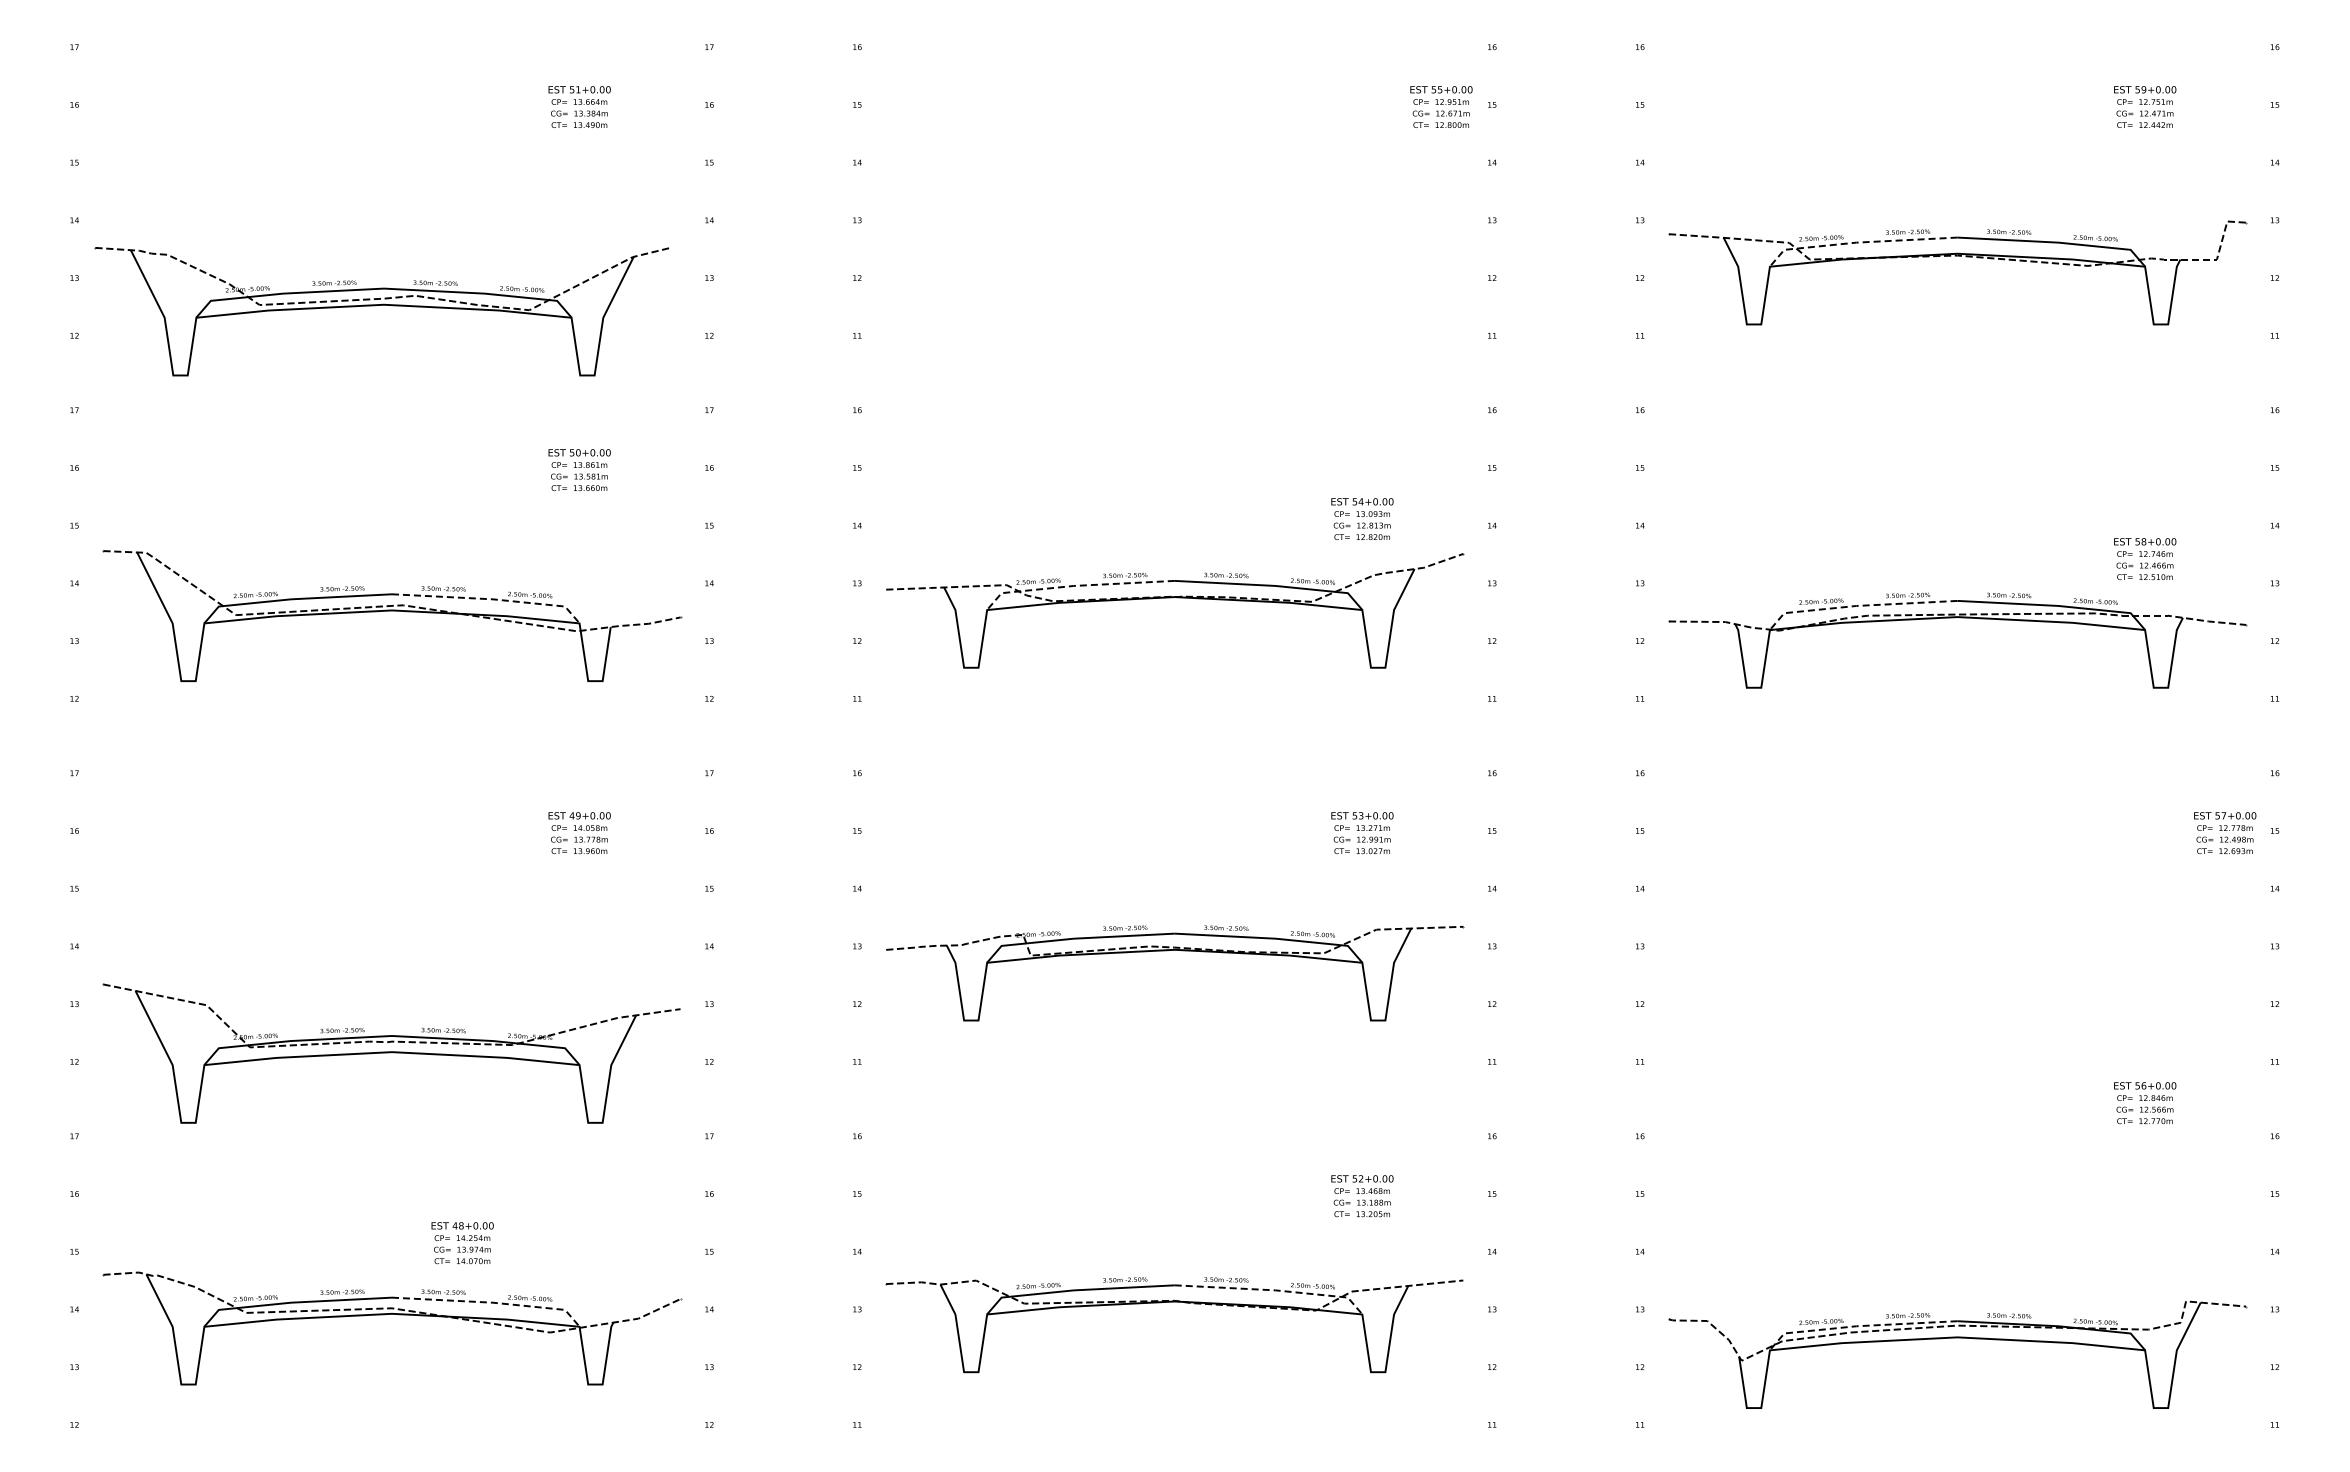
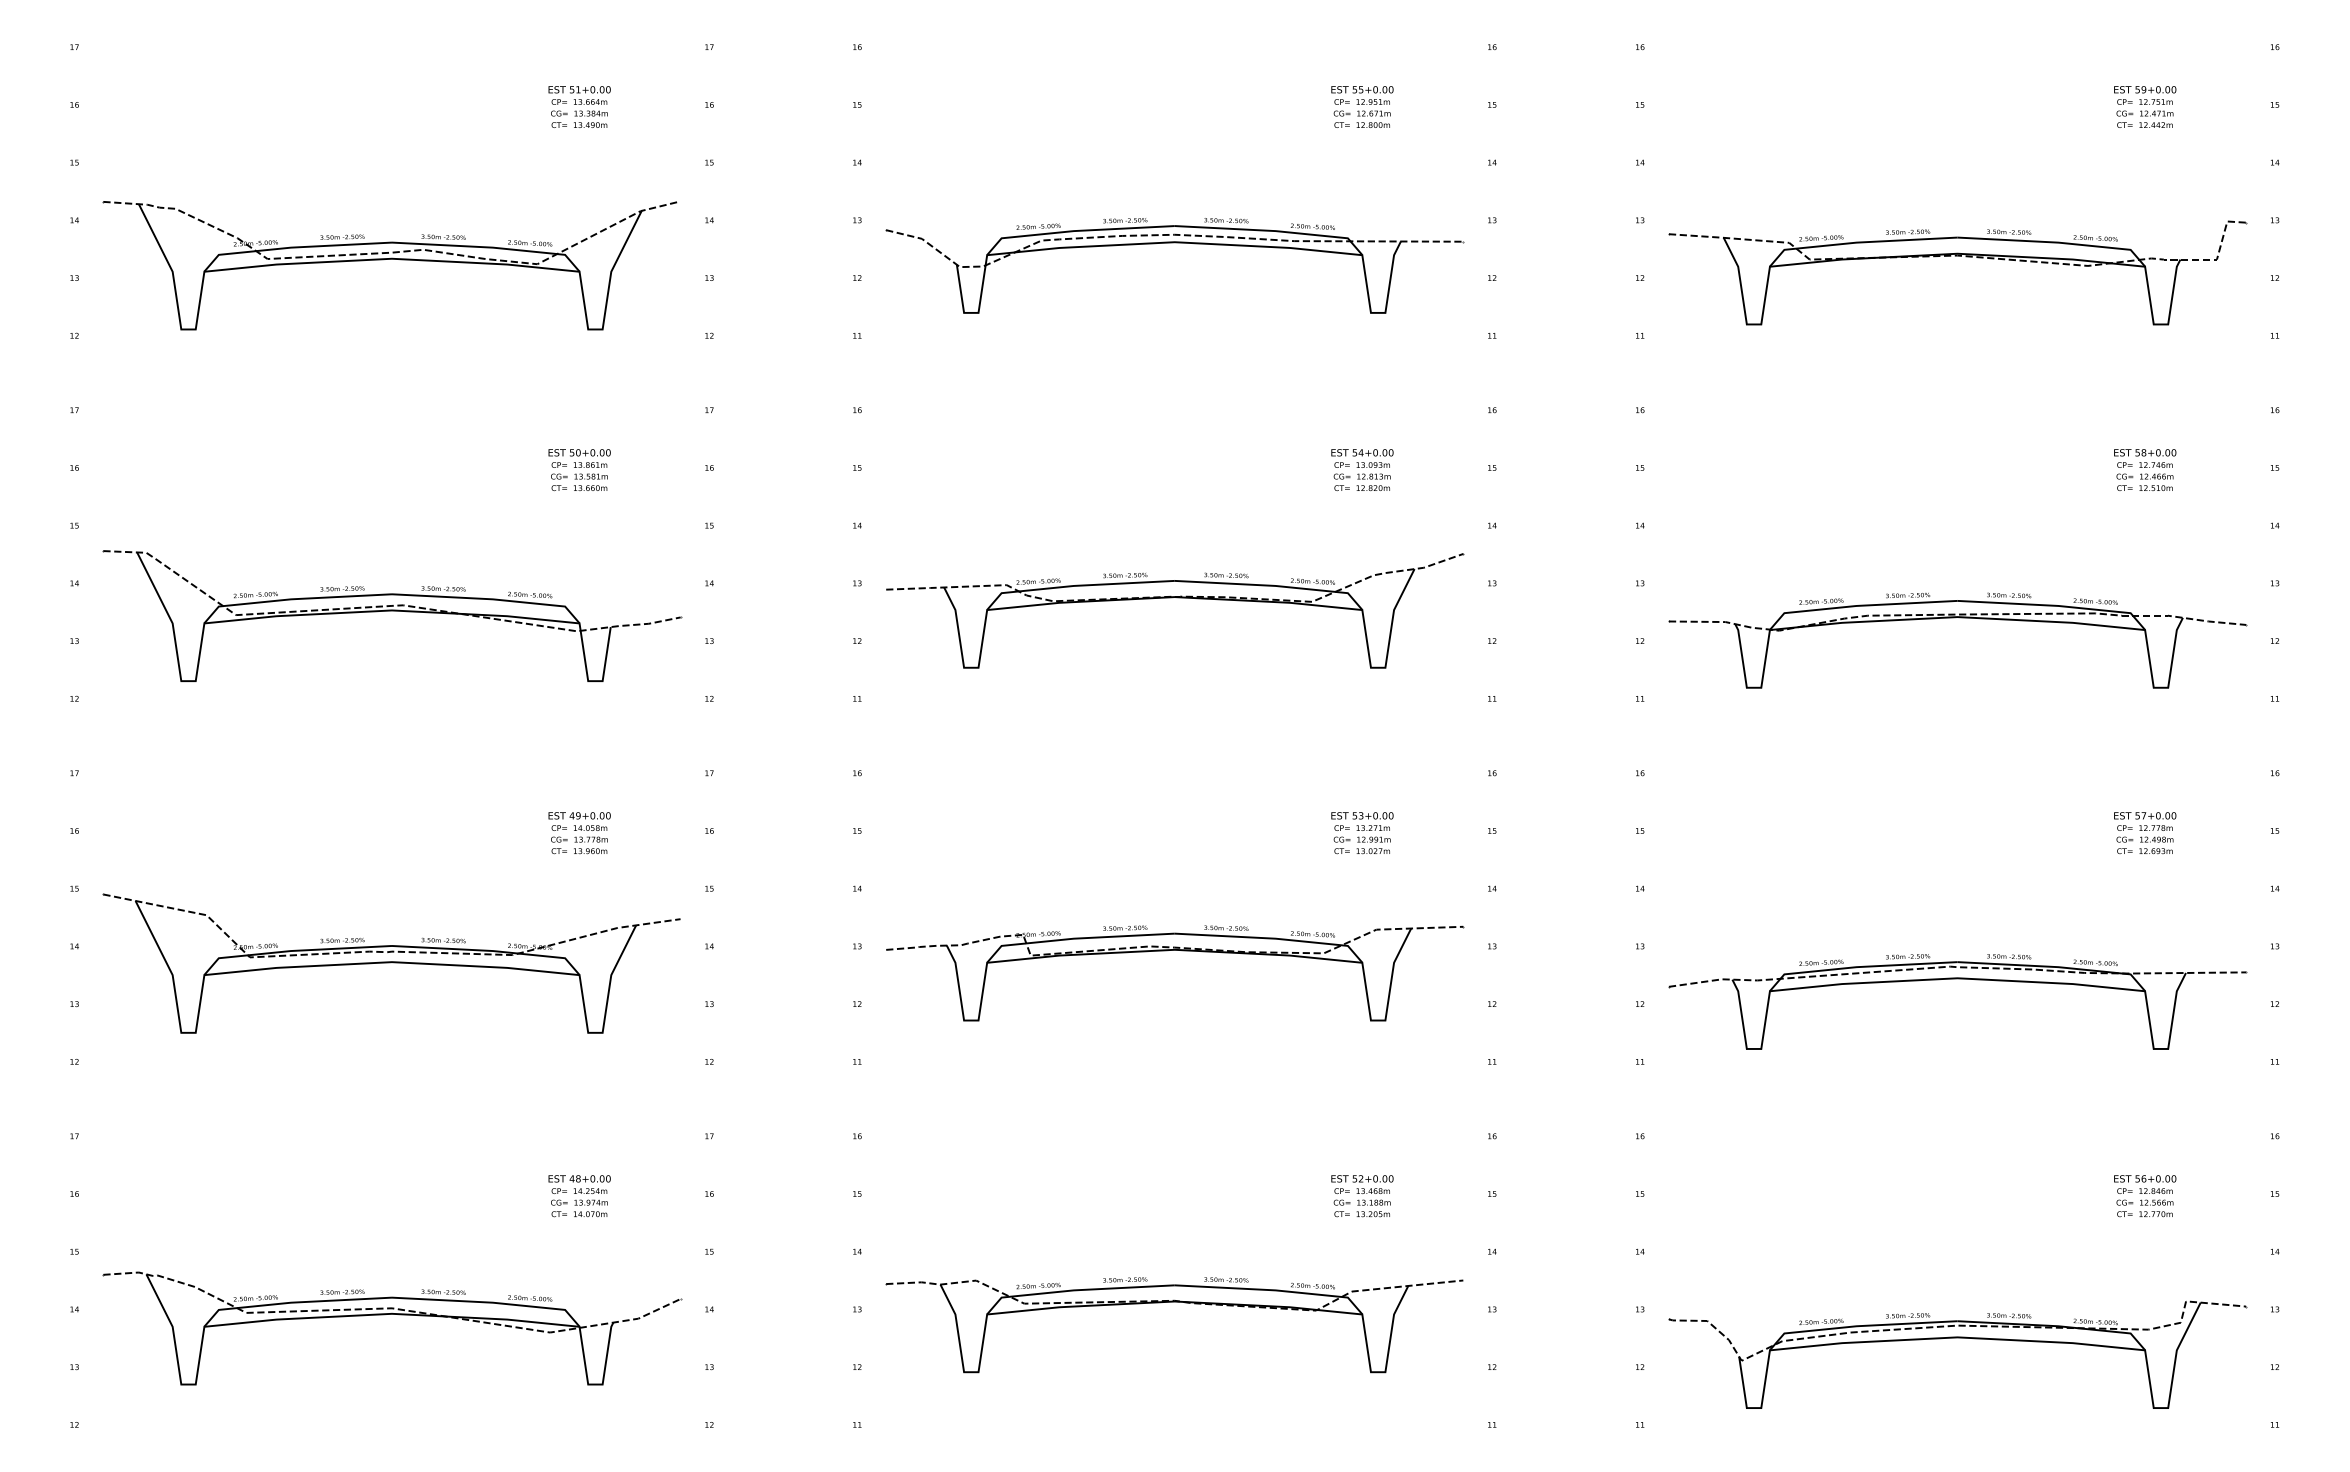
text position: (1441, 106) -> (1362, 106) (1362, 106)
line: dashed -> solid (1858, 242)
part: none -> present (1174, 243)
part position: (381, 311) -> (389, 265) (389, 265)
text position: (1362, 518) -> (1362, 469) (1362, 469)
text position: (2145, 558) -> (2145, 469) (2145, 469)
line: dashed -> solid (1075, 585)
line: dashed -> solid (491, 599)
line: dashed -> solid (1858, 605)
text position: (2225, 833) -> (2145, 833) (2145, 833)
part: none -> present (1957, 979)
part position: (391, 1053) -> (391, 963) (391, 963)
text position: (2145, 1103) -> (2145, 1196) (2145, 1196)
text position: (462, 1243) -> (579, 1196) (579, 1196)
line: dashed -> solid (1273, 1290)
line: dashed -> solid (491, 1302)
line: dashed -> solid (1858, 1326)
